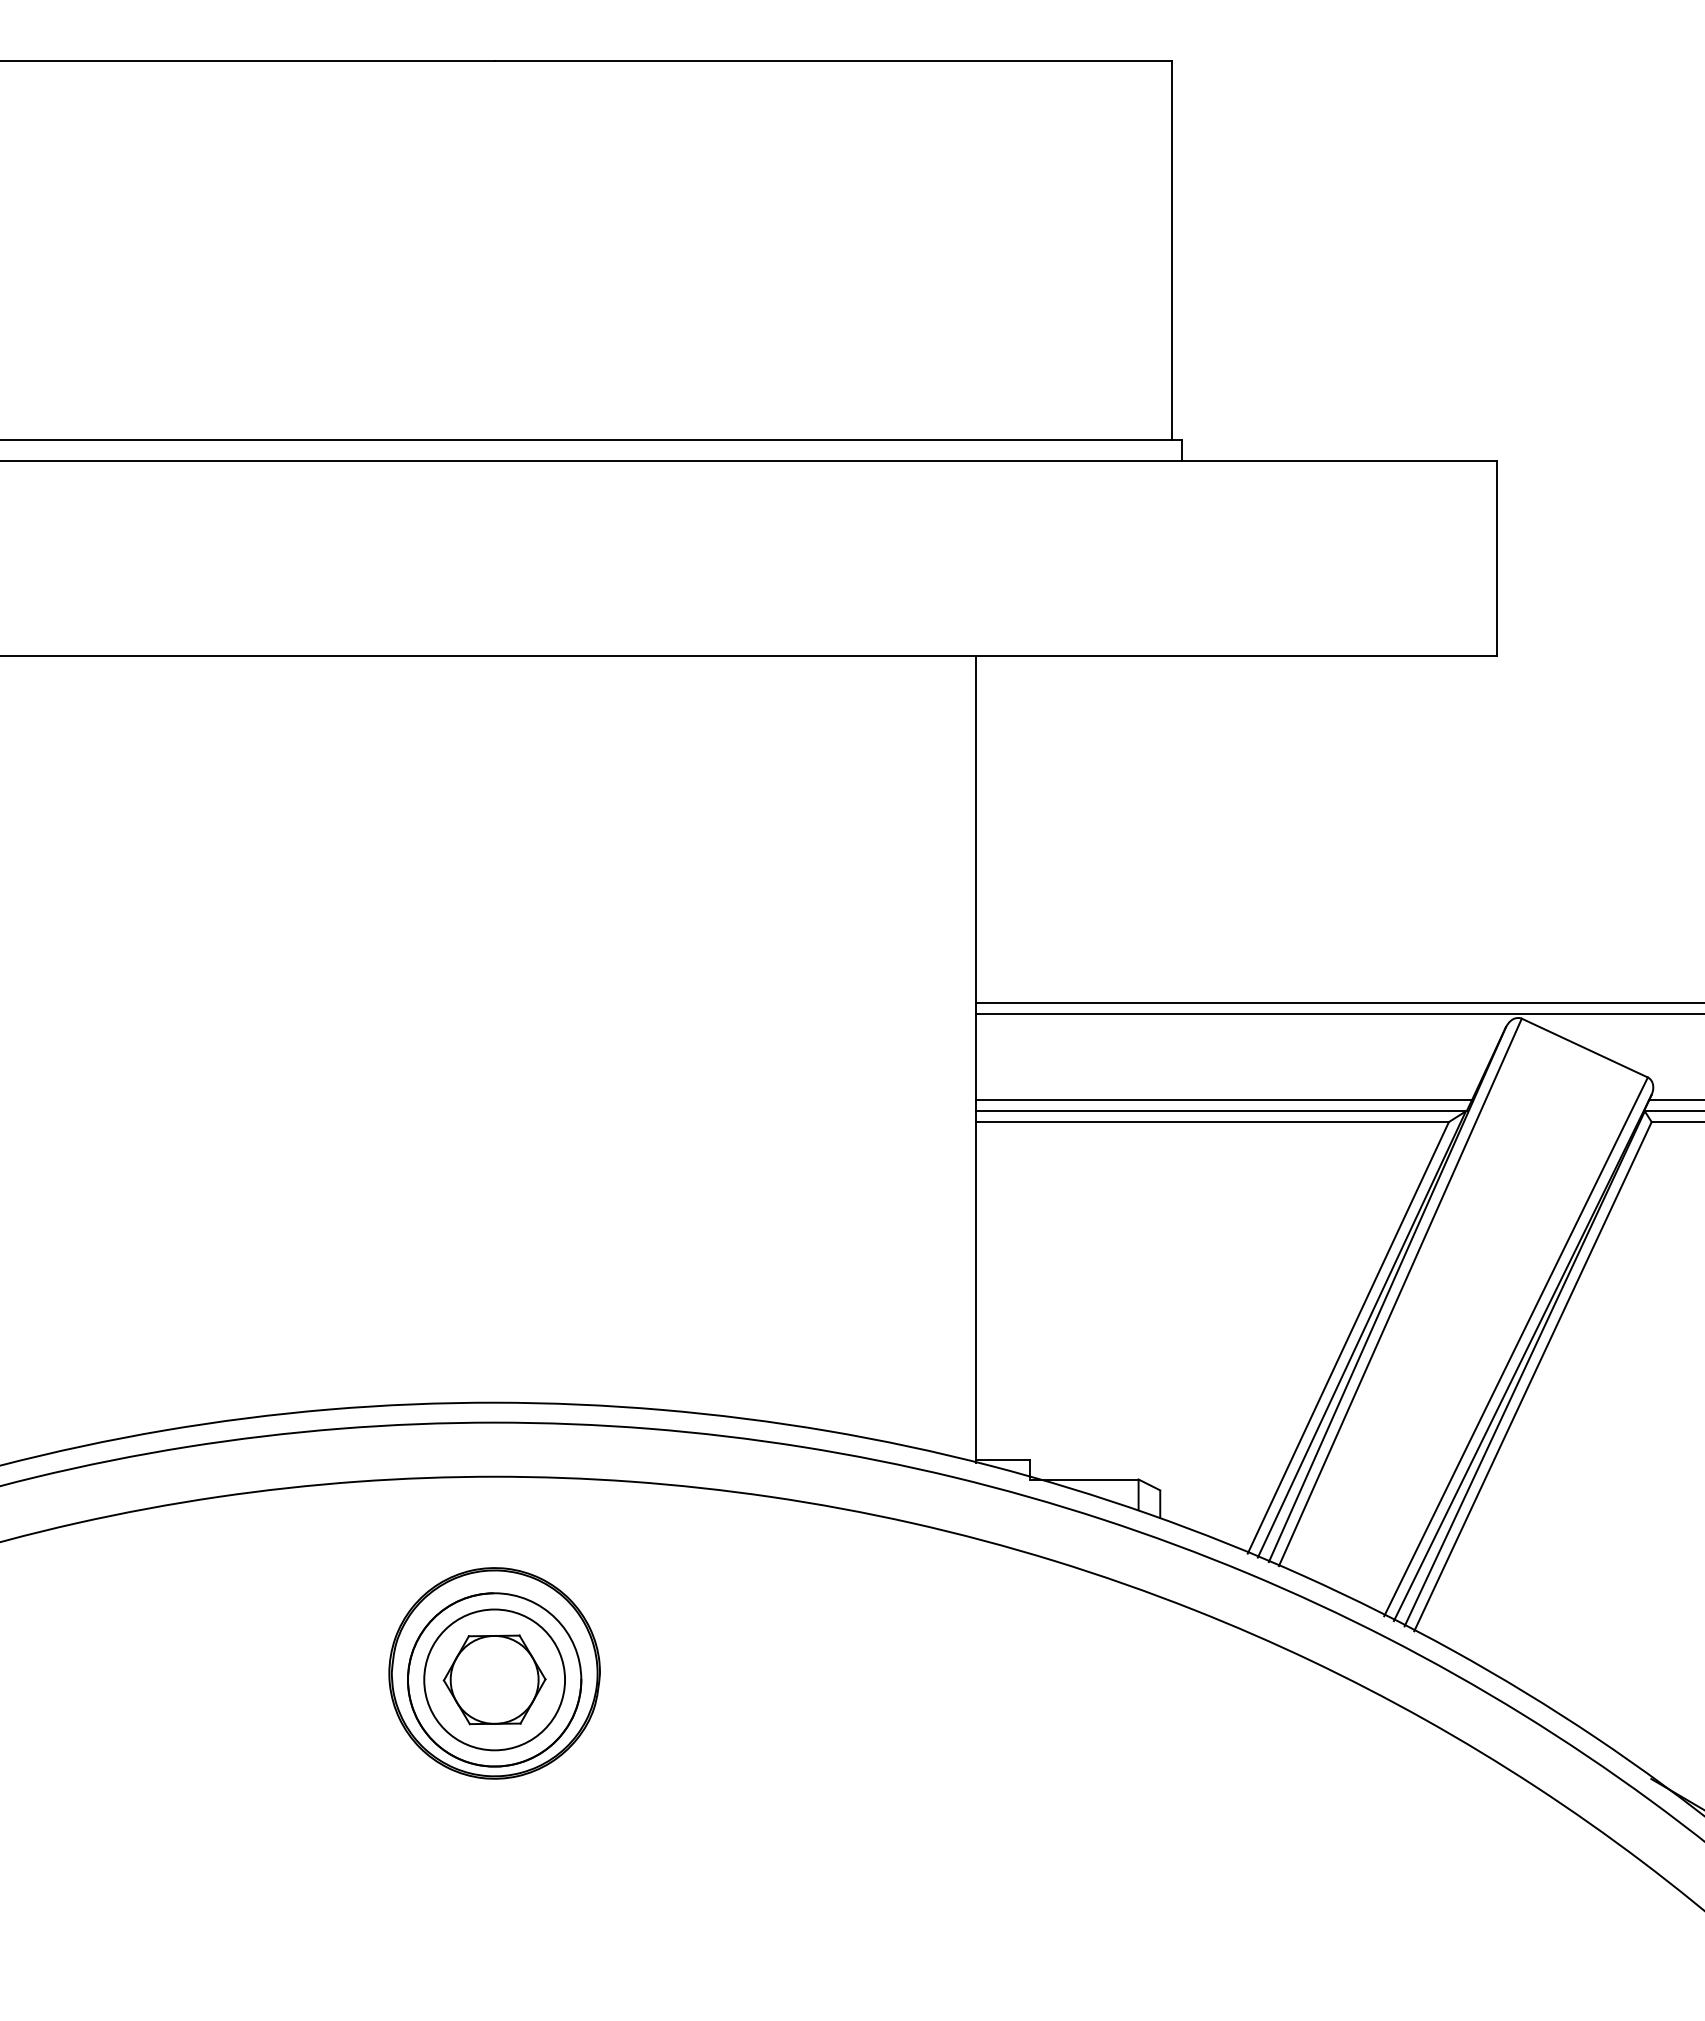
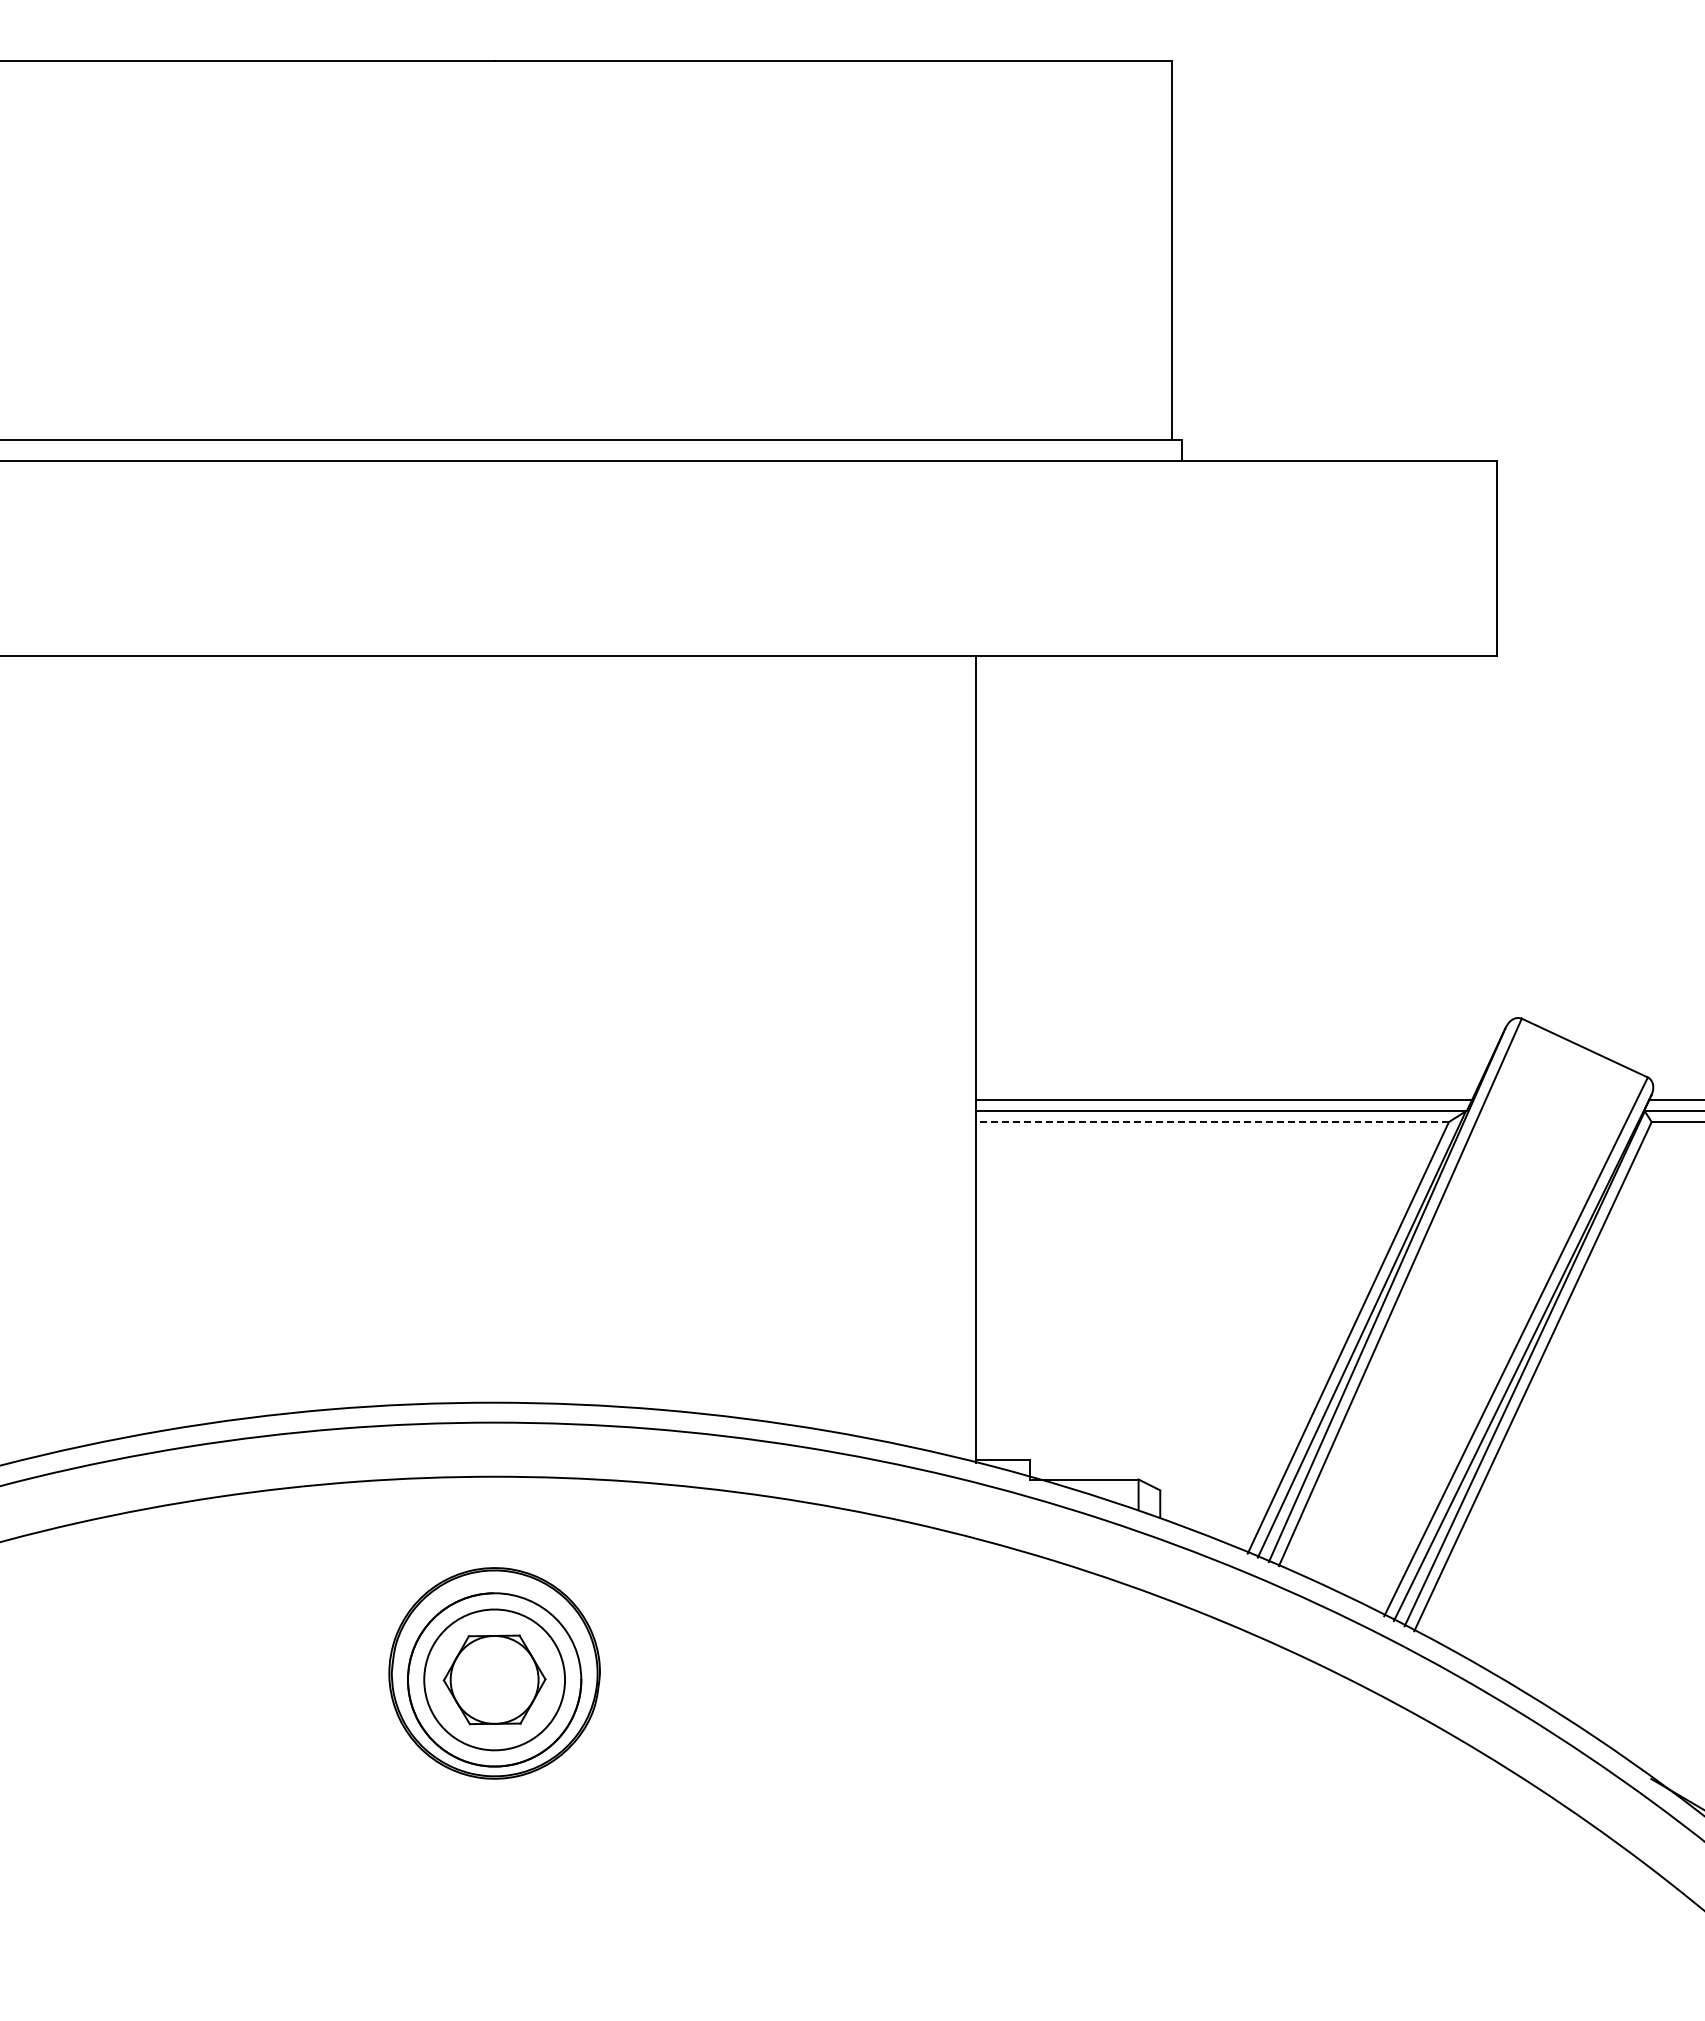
line: present -> none (1338, 1002)
line: present -> none (1338, 1013)
line: solid -> dashed (1212, 1122)
